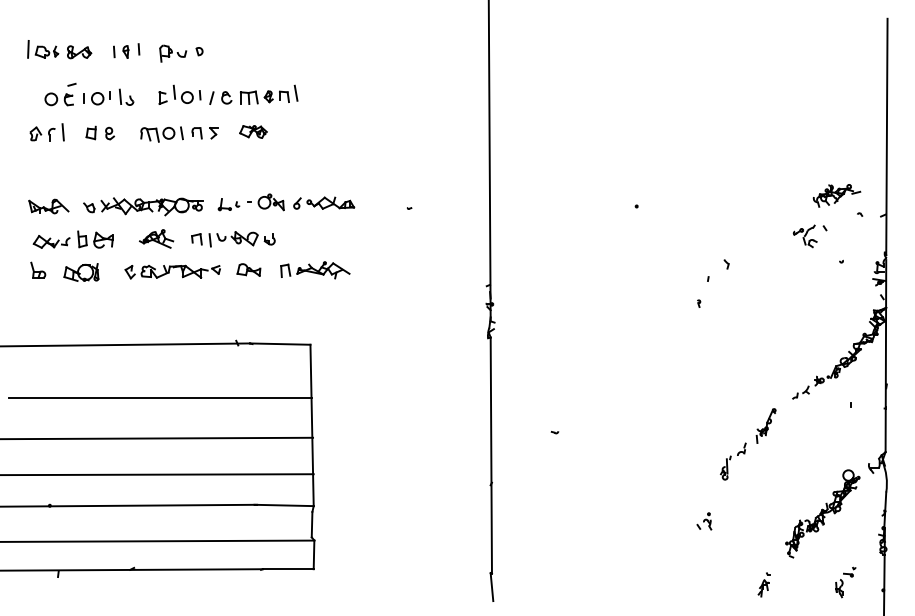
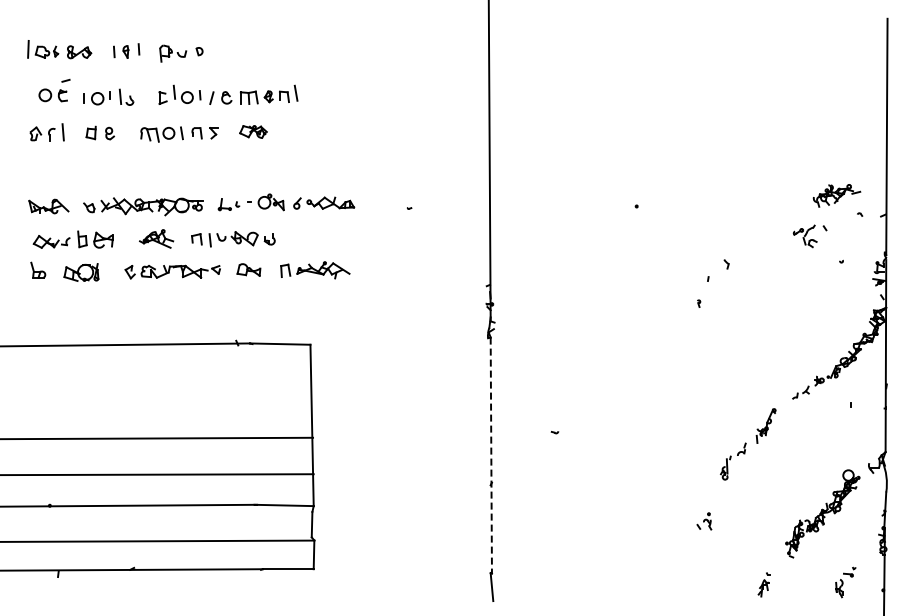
part position: (60, 94) -> (54, 90) (54, 90)
line: present -> none (160, 398)
line: solid -> dashed (491, 456)
